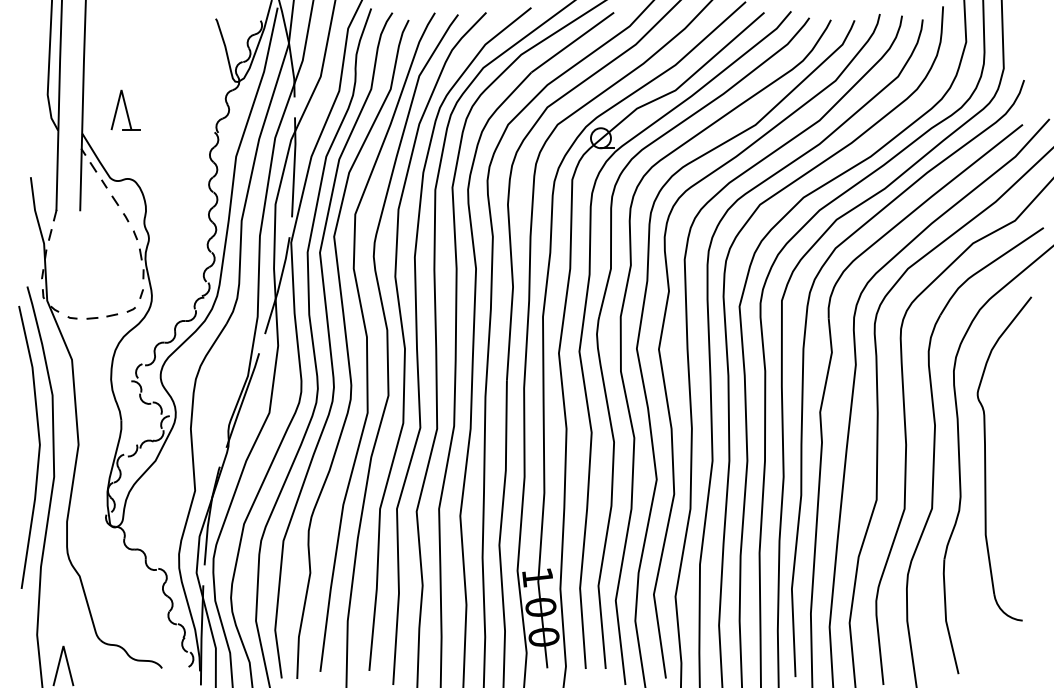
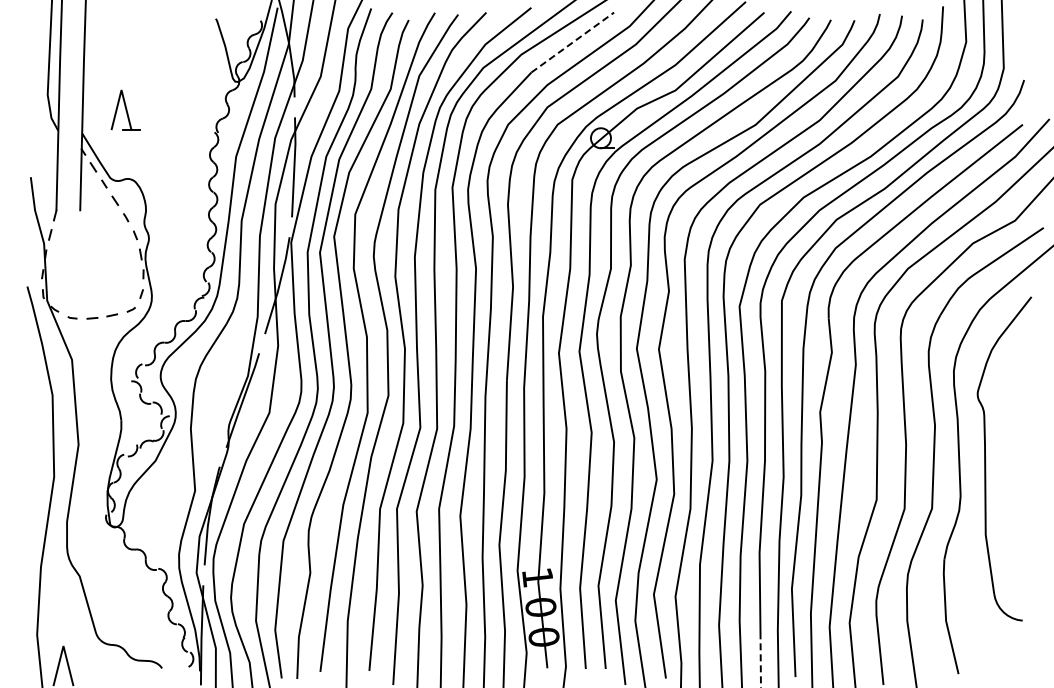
line: solid -> dashed (573, 42)
line: present -> none (38, 446)
line: solid -> dashed (760, 661)
